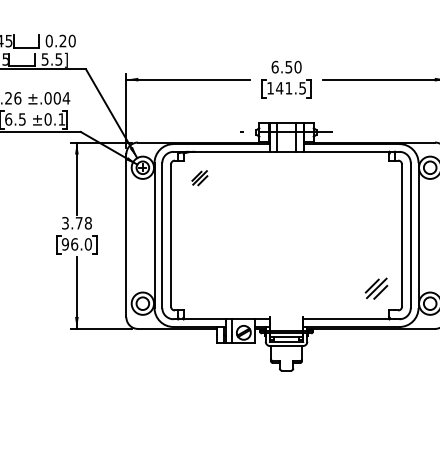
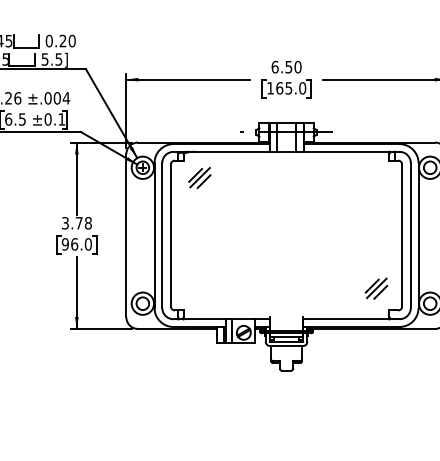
text: 141.5 -> 165.0 (290, 88)
part size: 18x17 px -> 24x23 px (199, 178)
